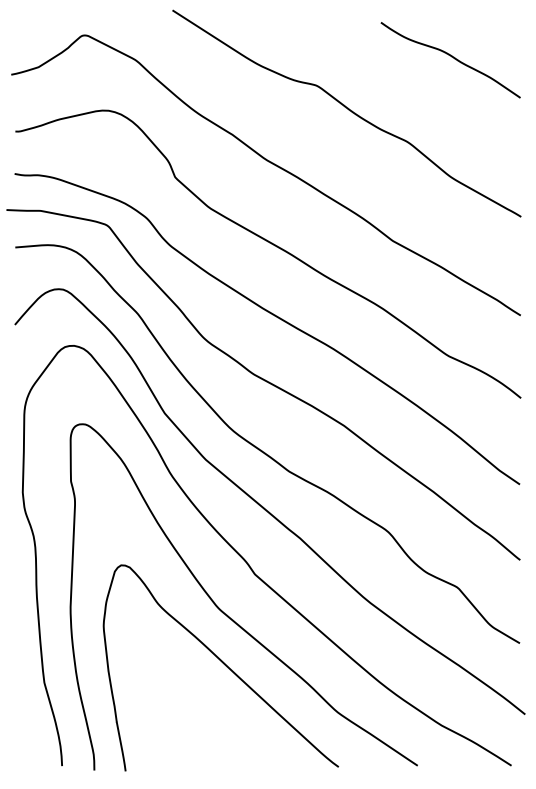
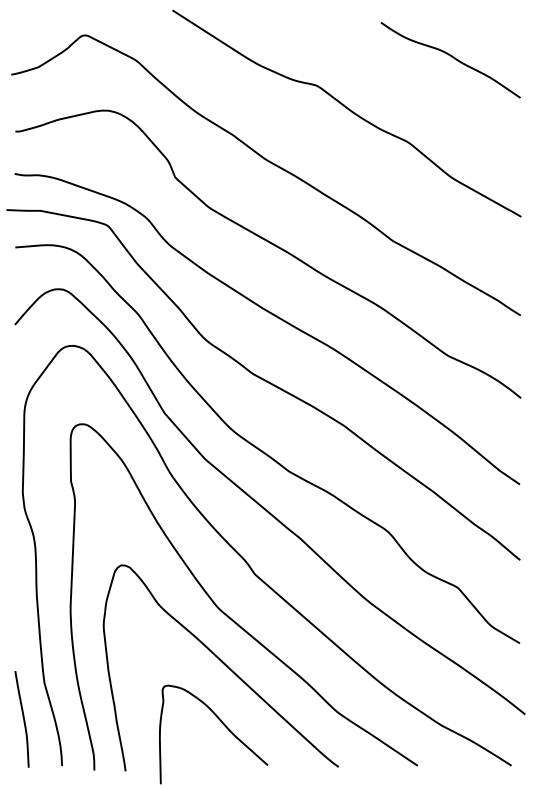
curve: none -> present (23, 719)
curve: none -> present (222, 724)
